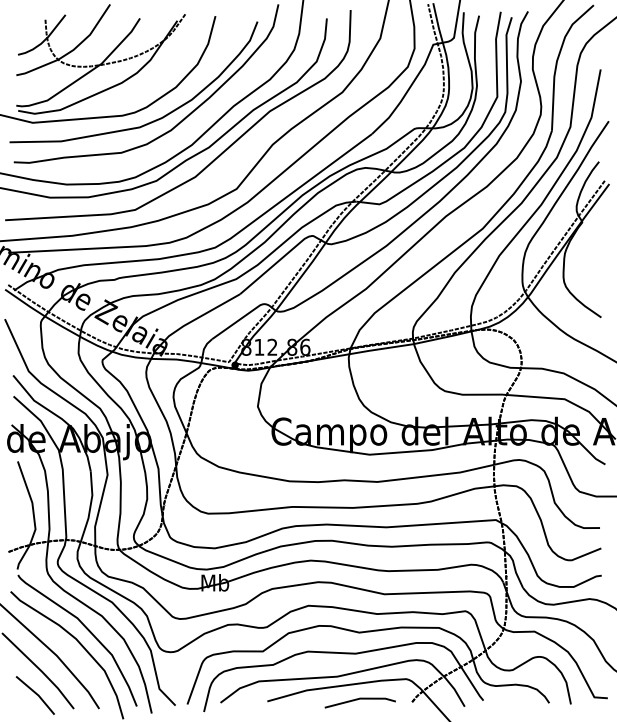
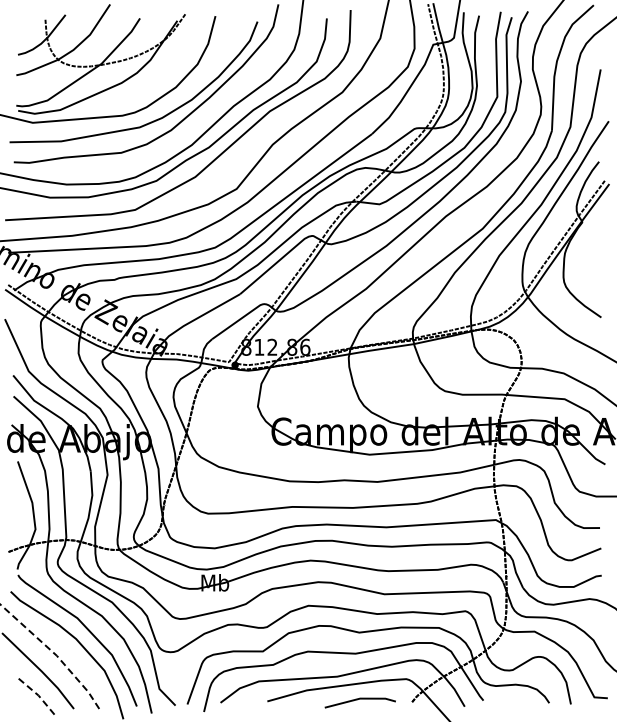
line: solid -> dashed (54, 653)
line: solid -> dashed (37, 694)
